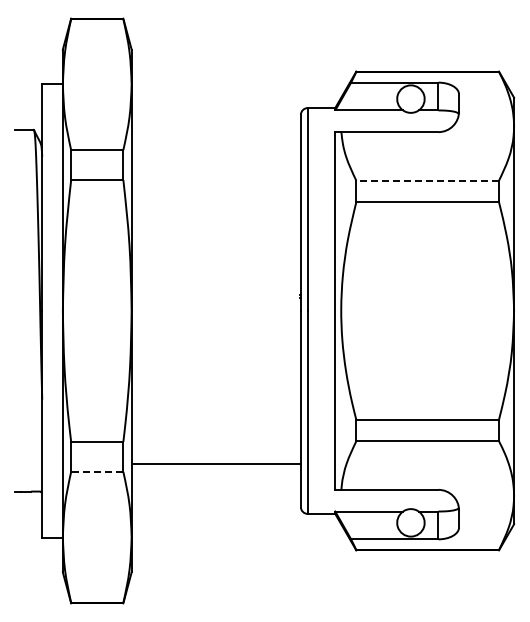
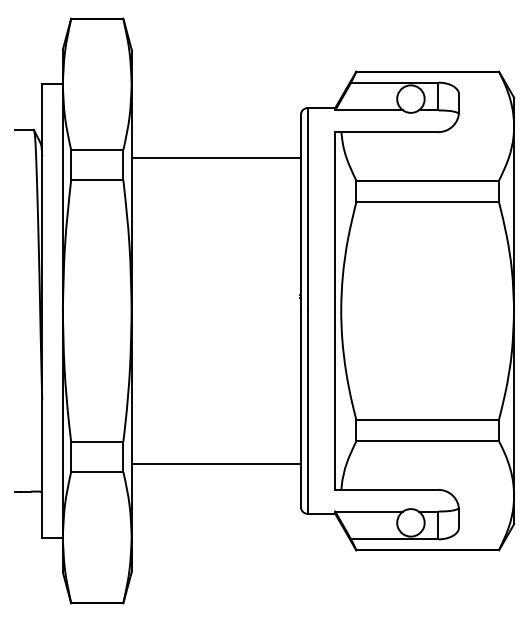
line: none -> present (215, 158)
line: dashed -> solid (427, 180)
line: dashed -> solid (96, 471)
